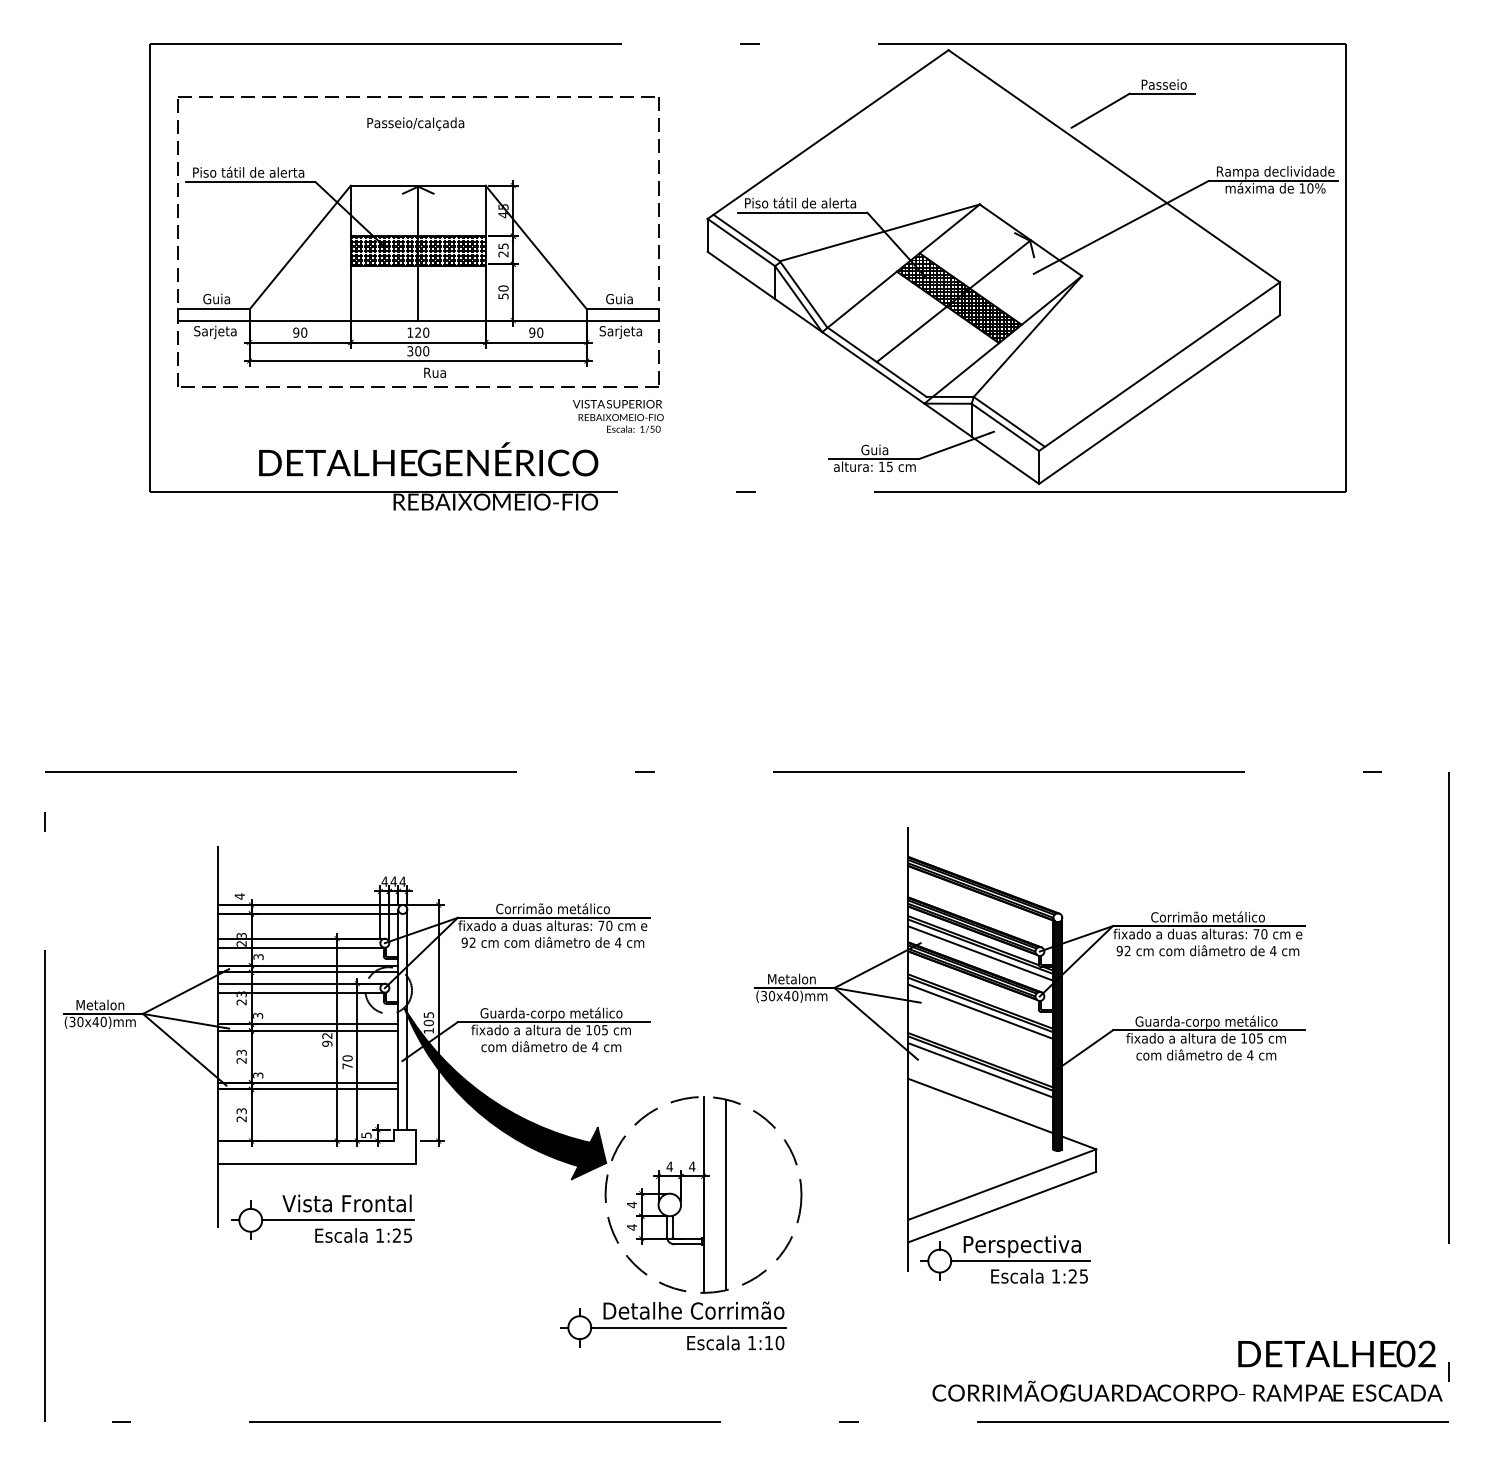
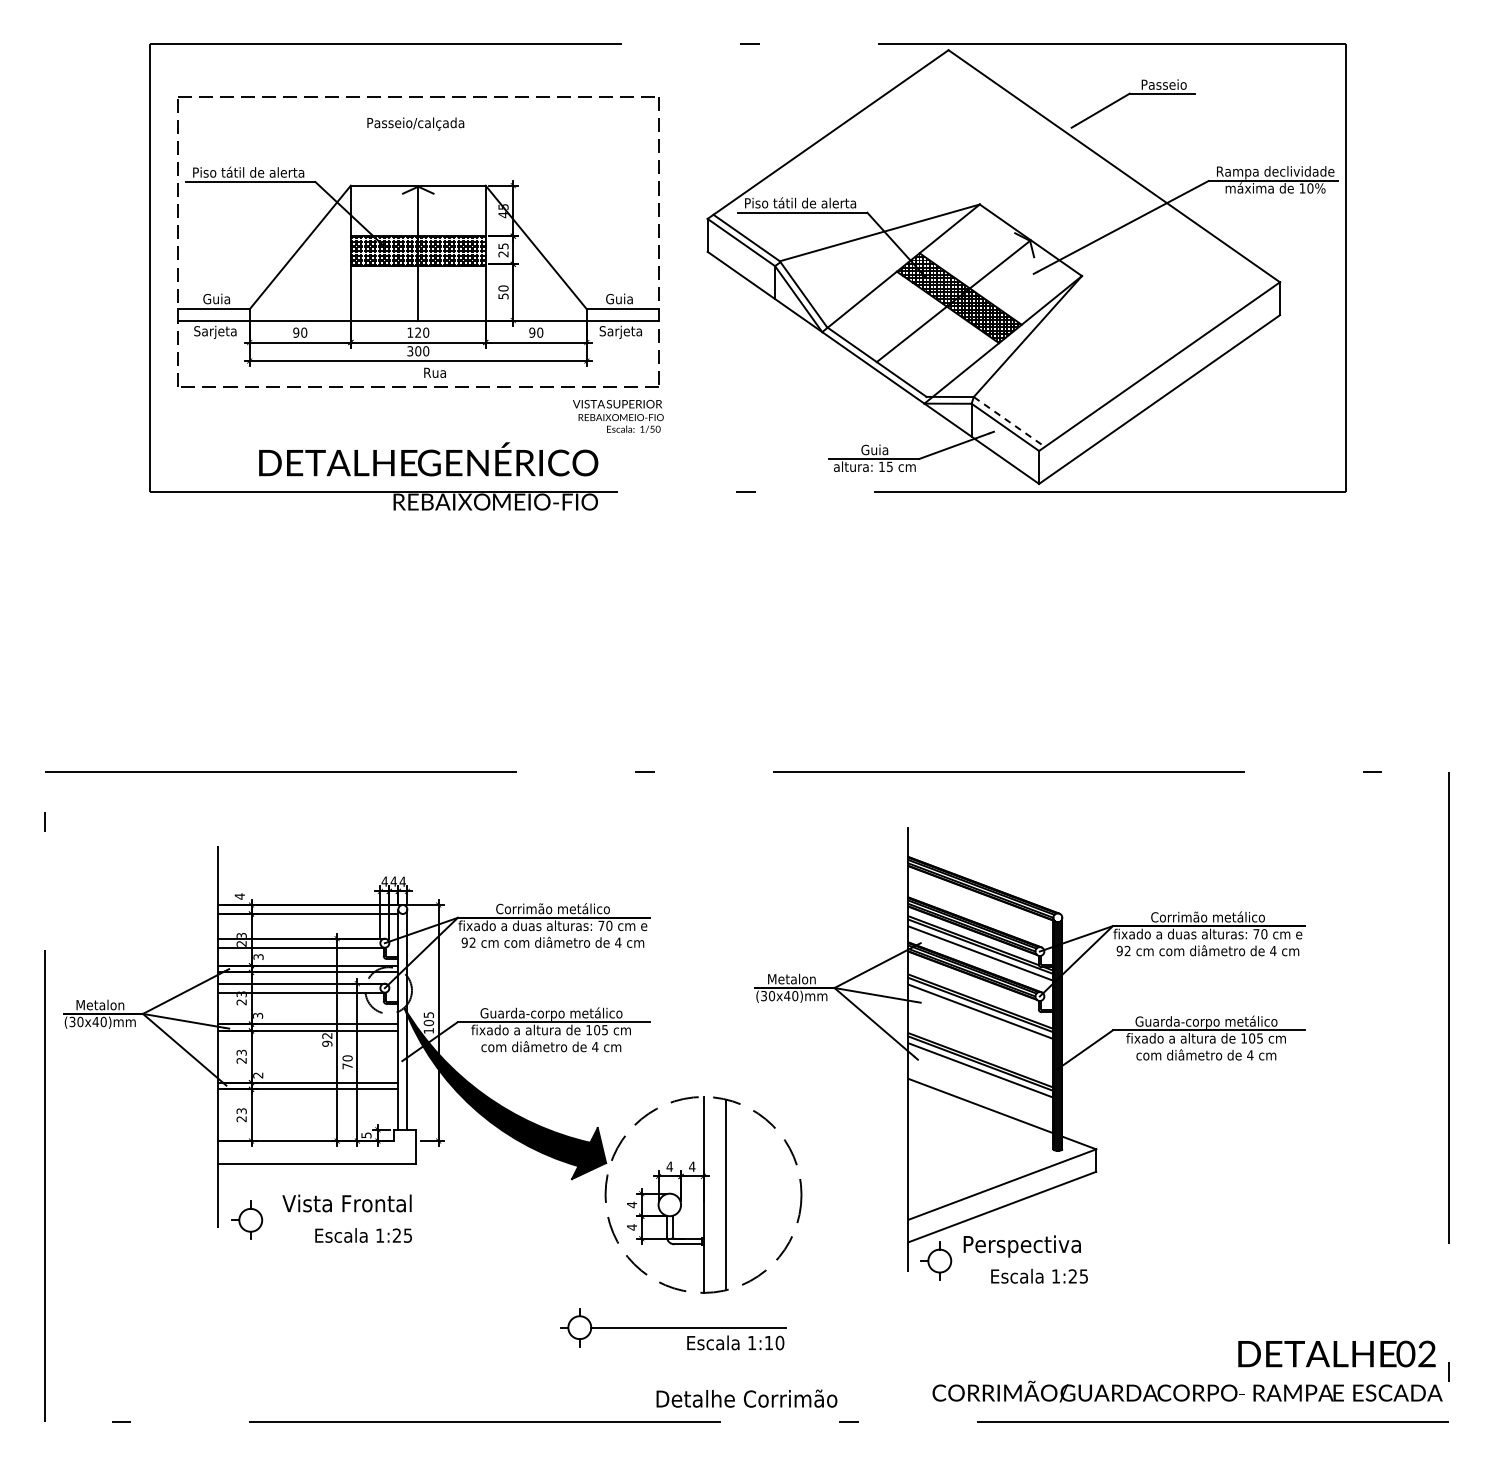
line: solid -> dashed (1009, 422)
text: 3 -> 2 (258, 1075)
line: present -> none (337, 1220)
line: present -> none (1020, 1261)
text position: (693, 1310) -> (746, 1398) (746, 1398)
